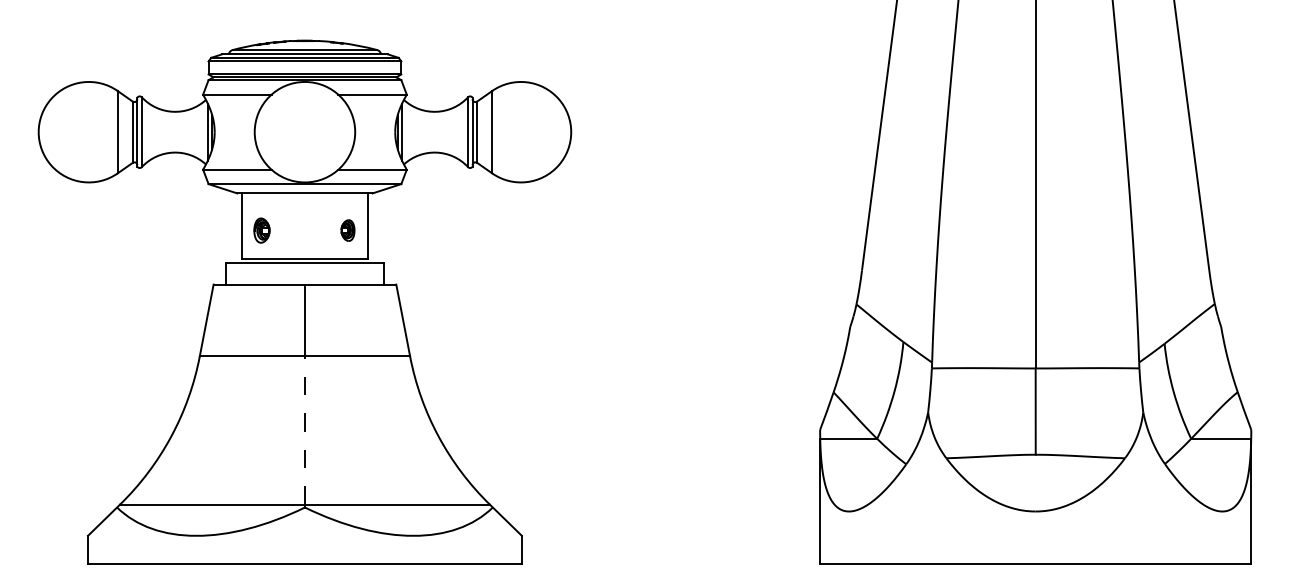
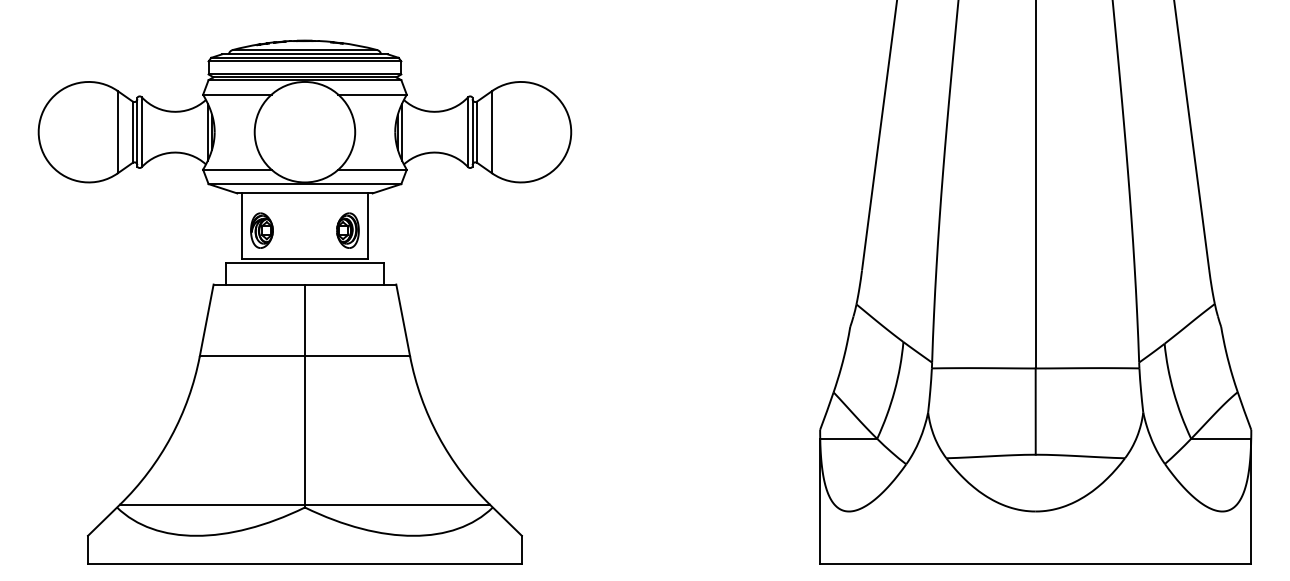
part size: 18x27 px -> 24x37 px (261, 230)
part size: 16x23 px -> 24x37 px (347, 230)
line: dashed -> solid (304, 430)
